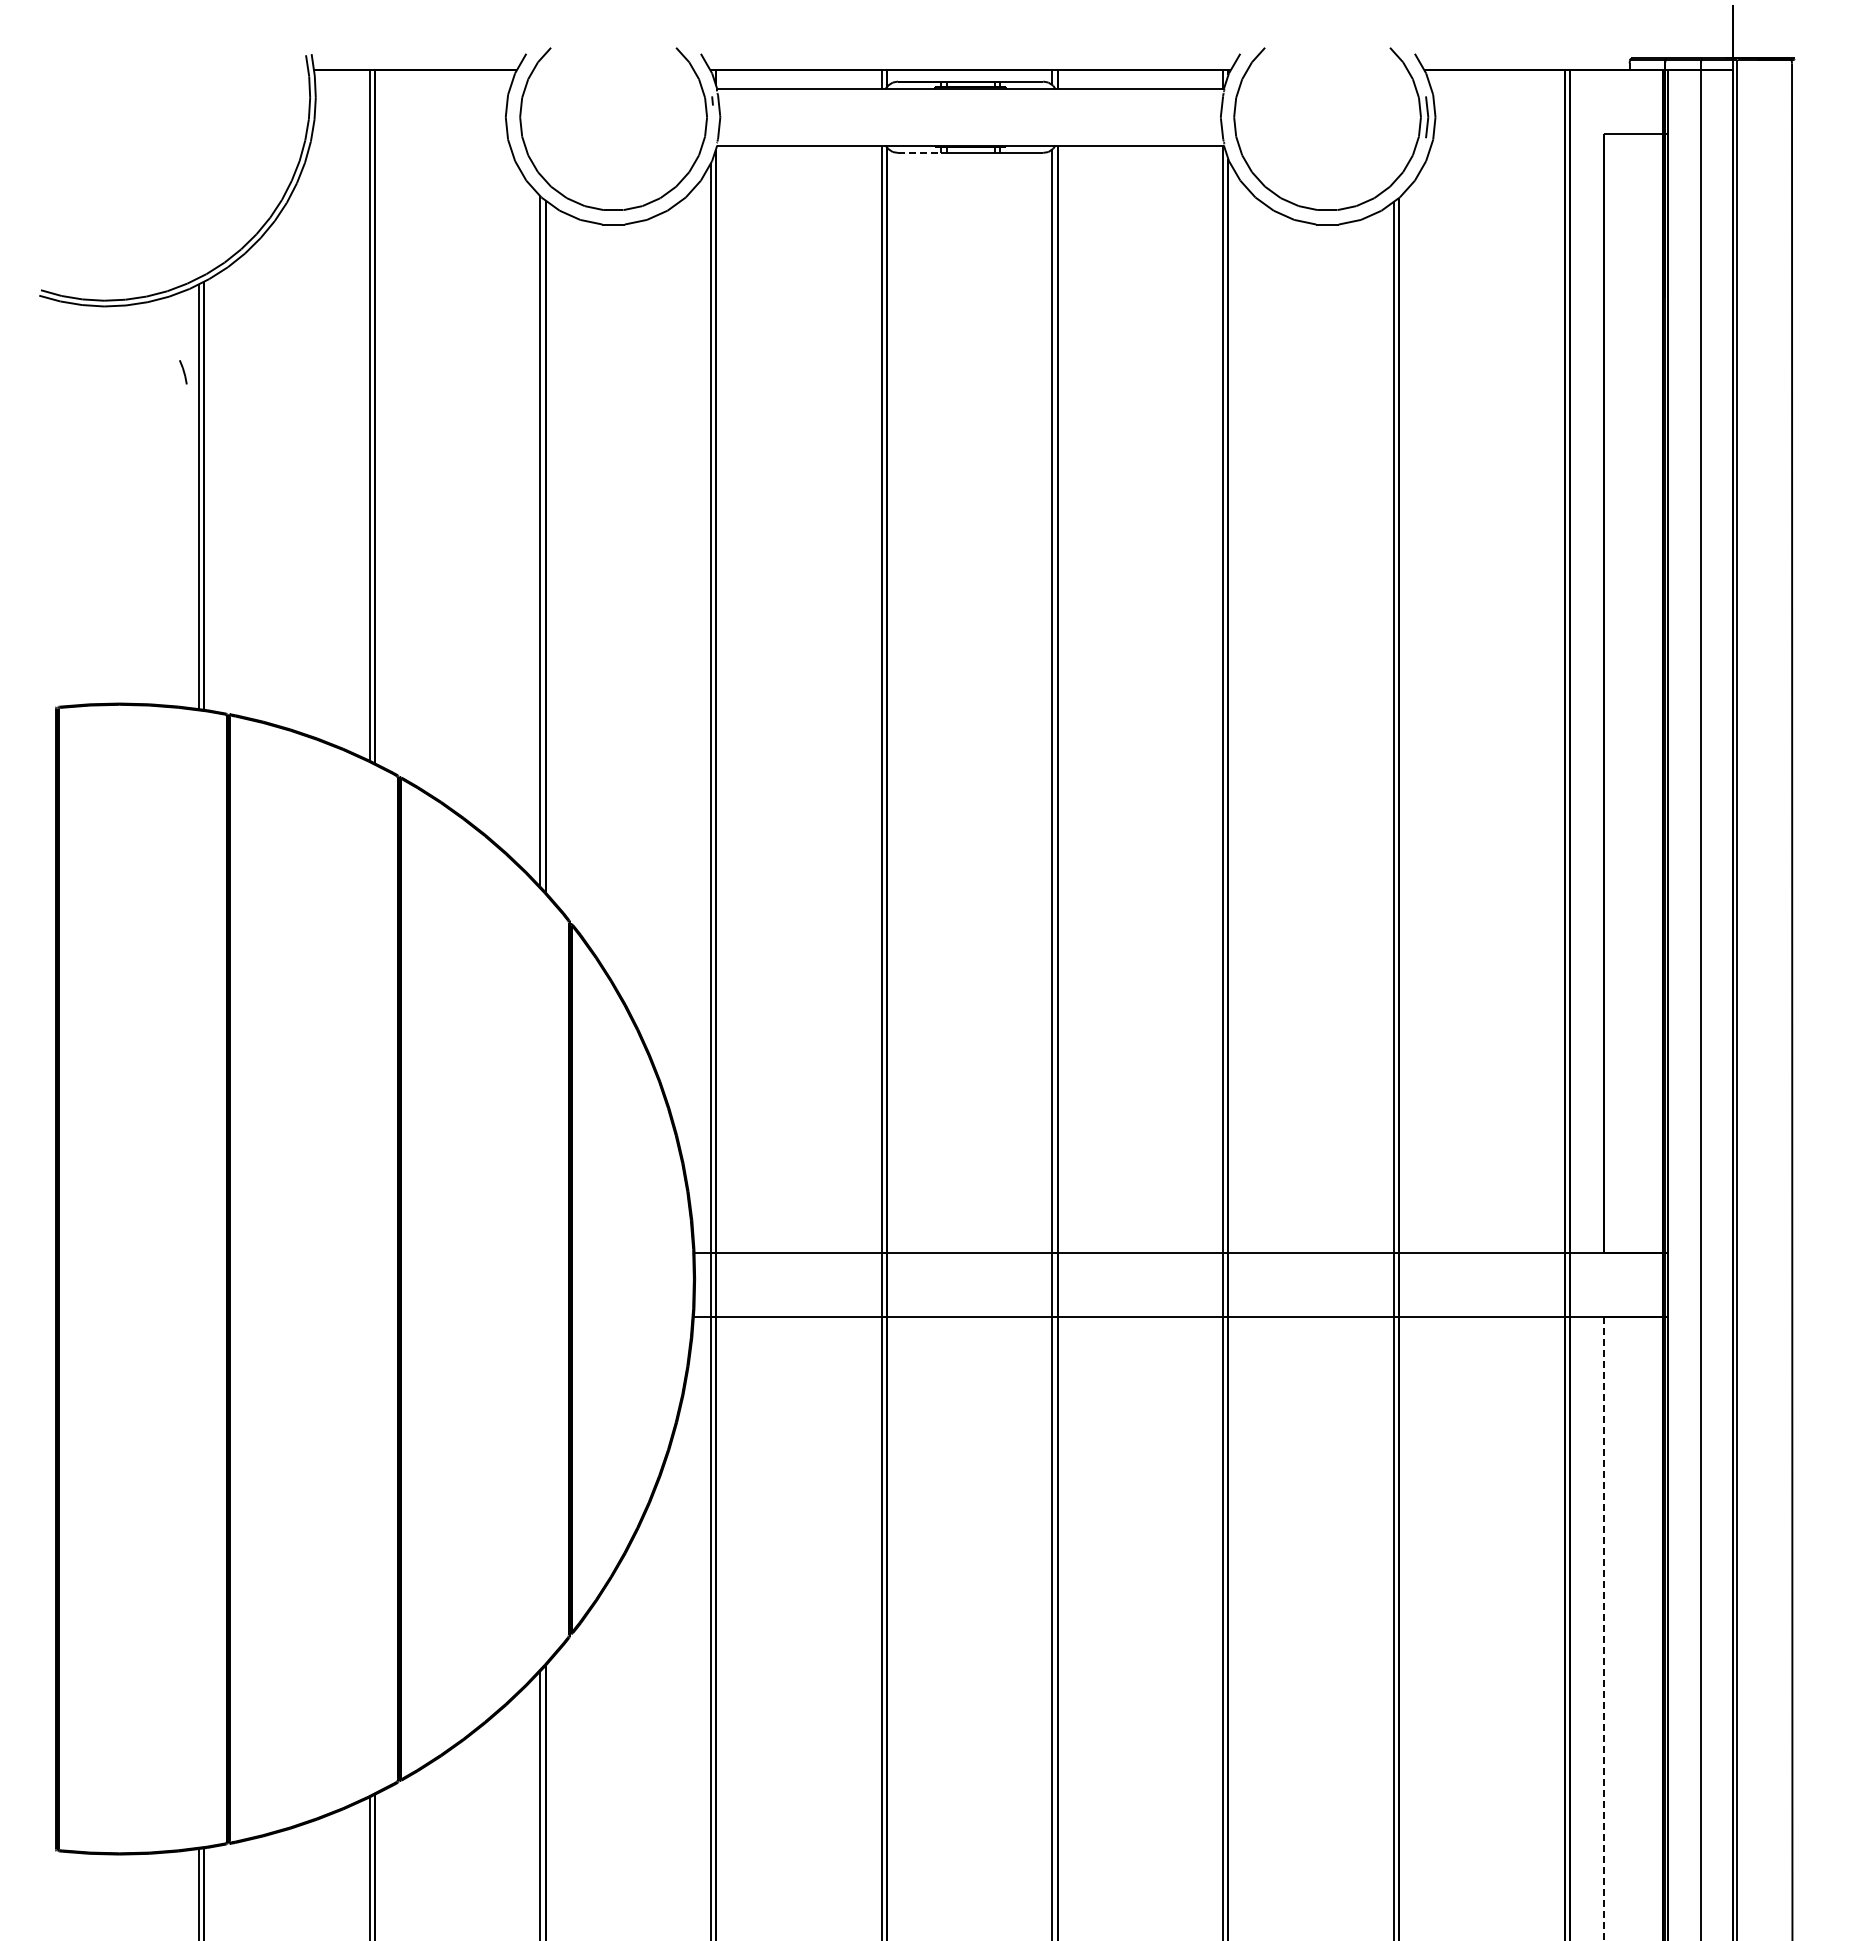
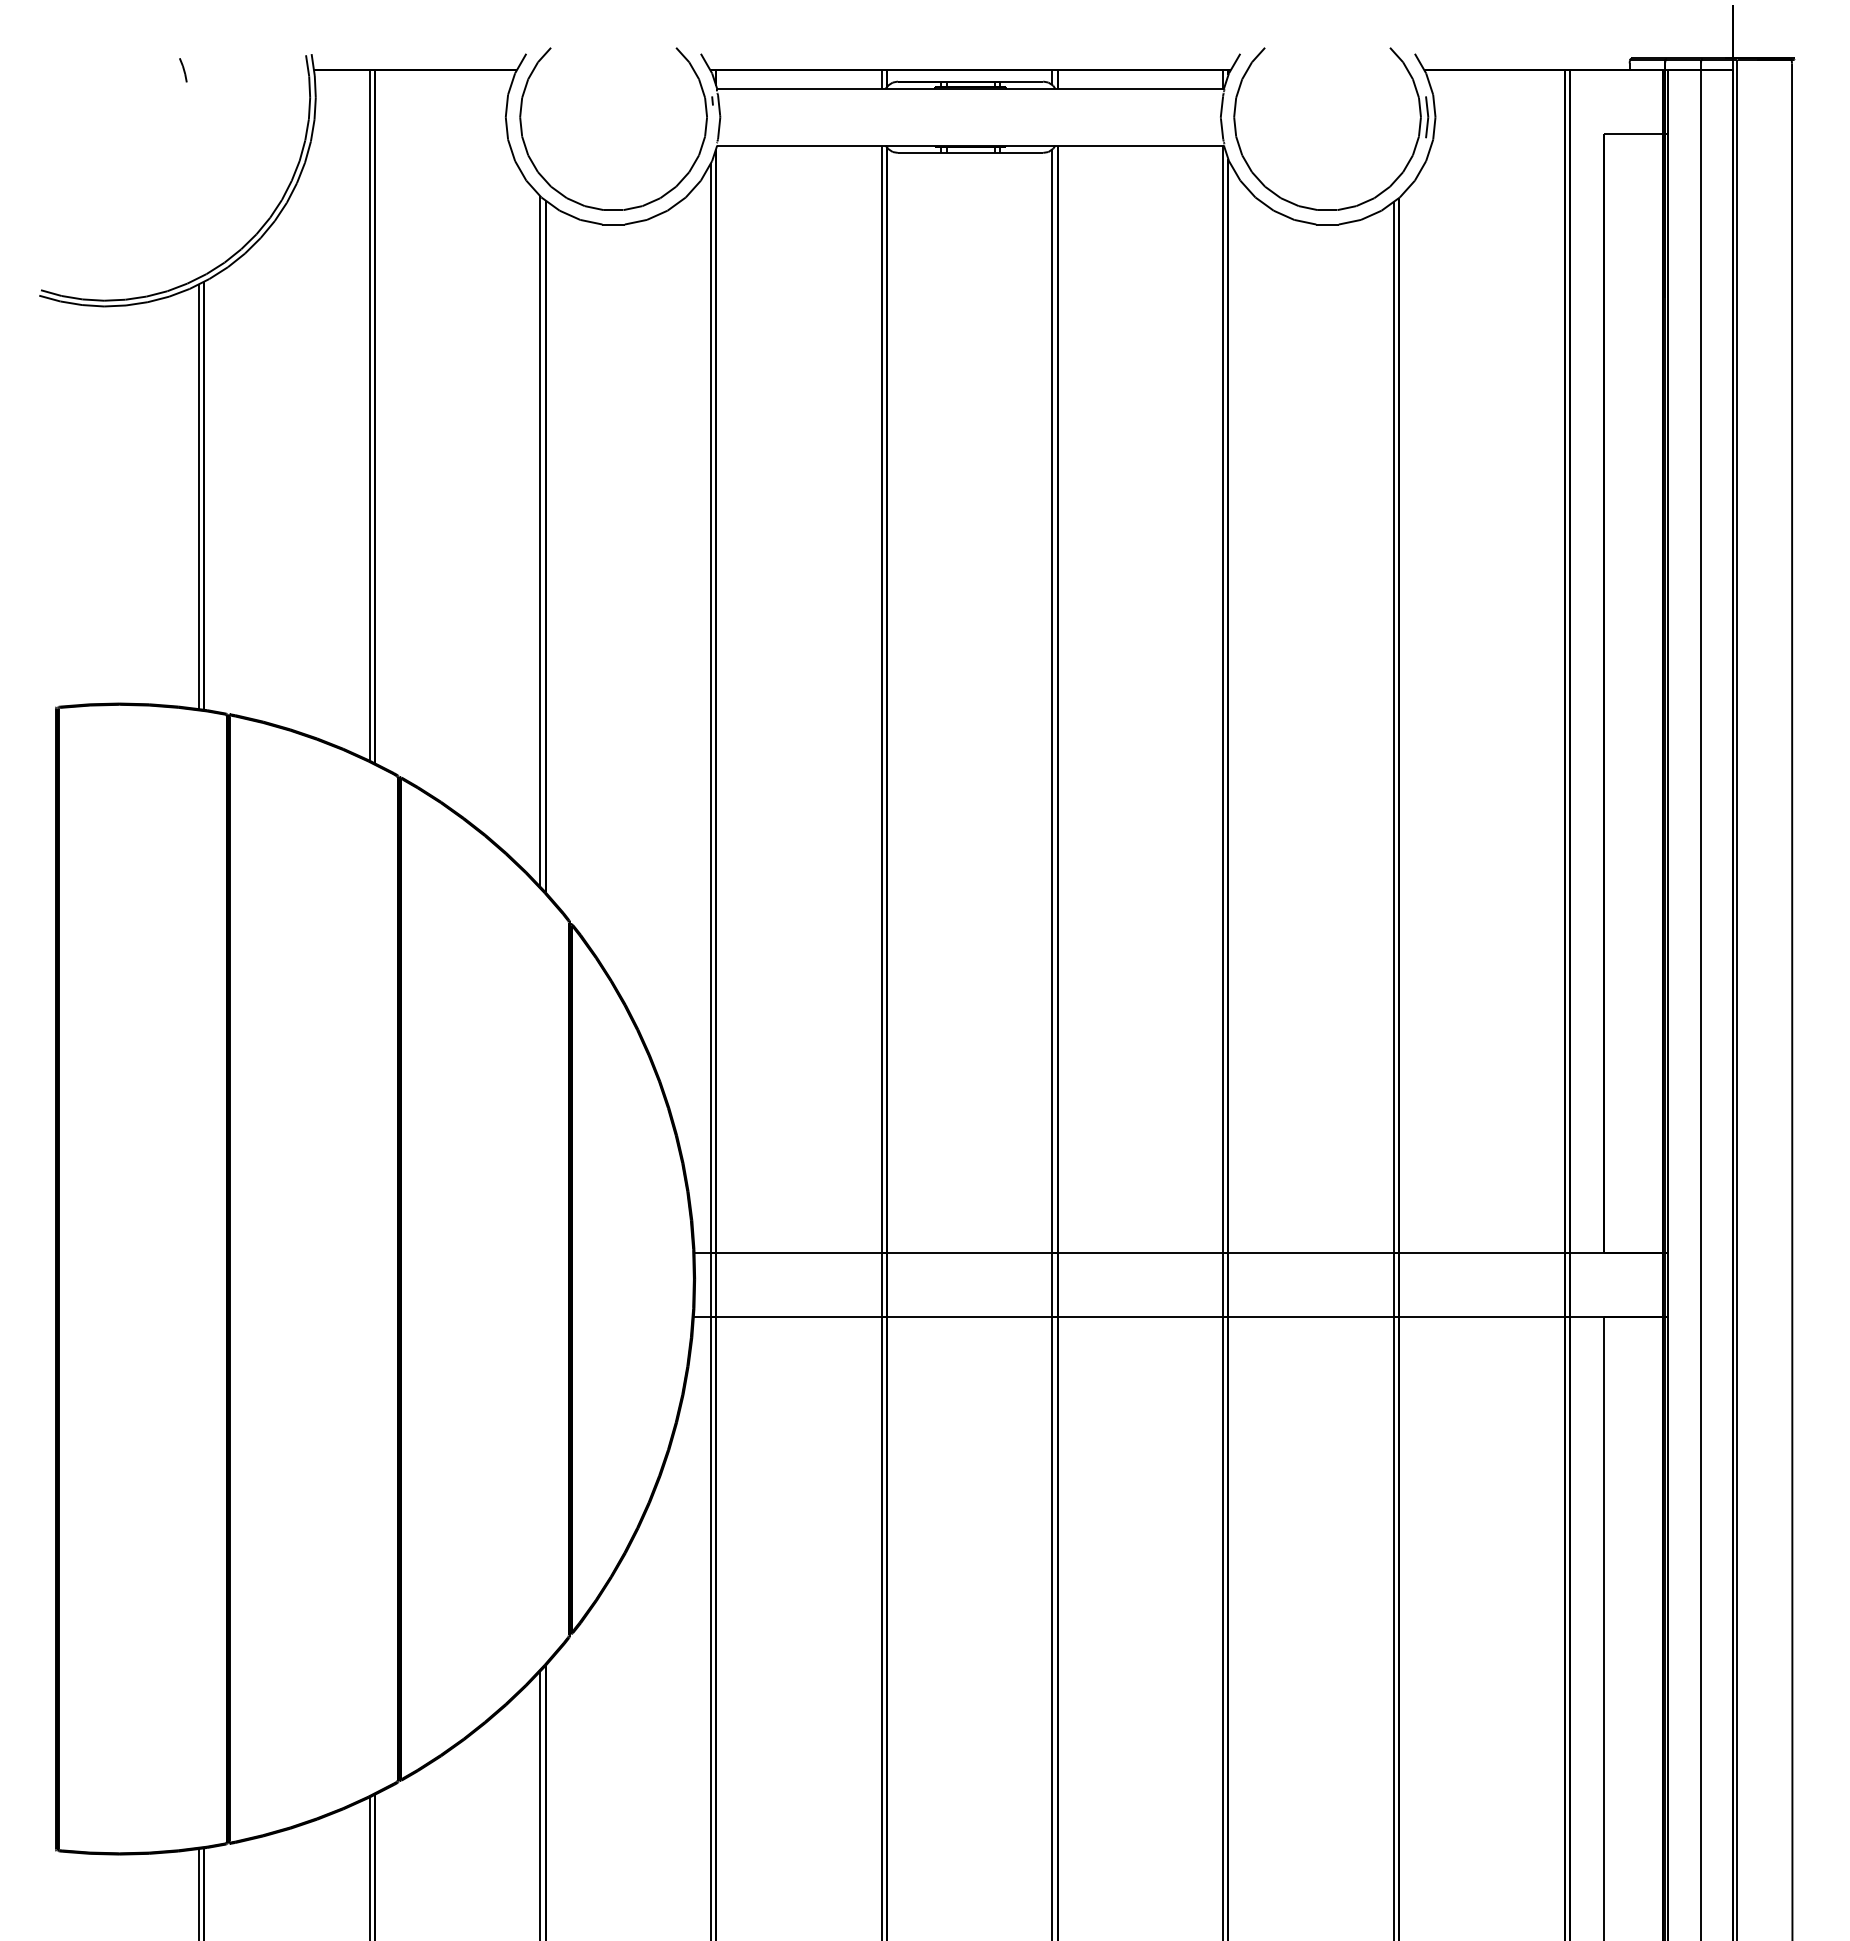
line: dashed -> solid (919, 152)
line position: (183, 372) -> (183, 70) (183, 70)
line: dashed -> solid (1603, 1628)
